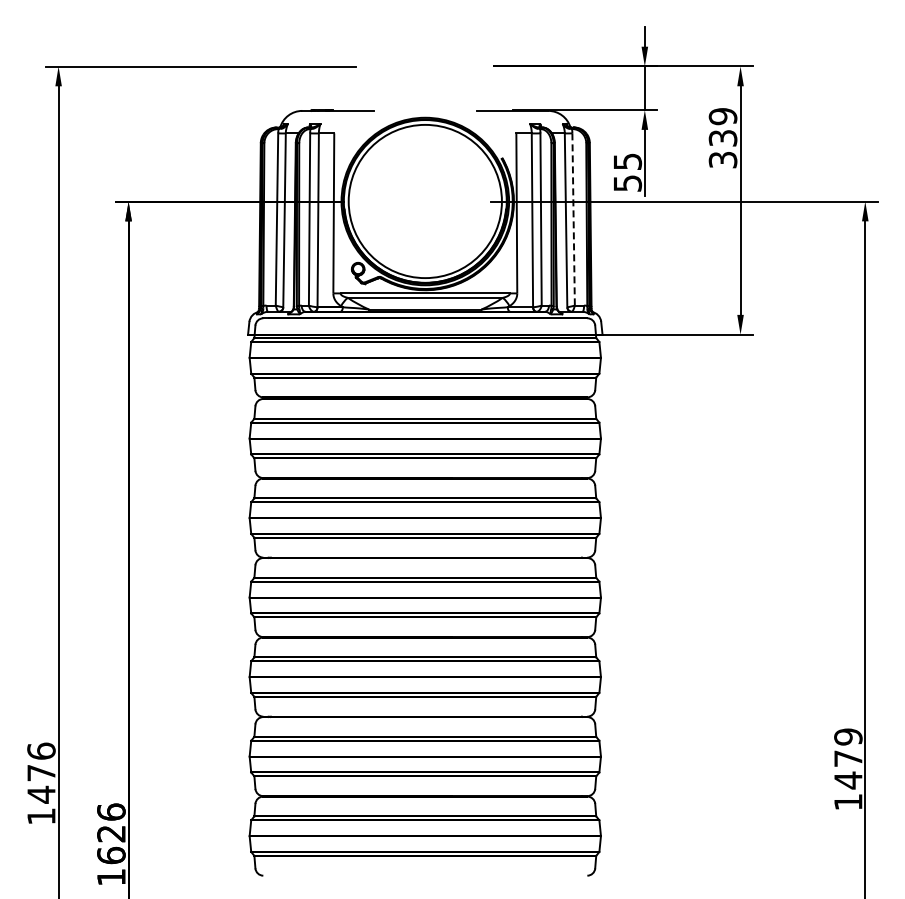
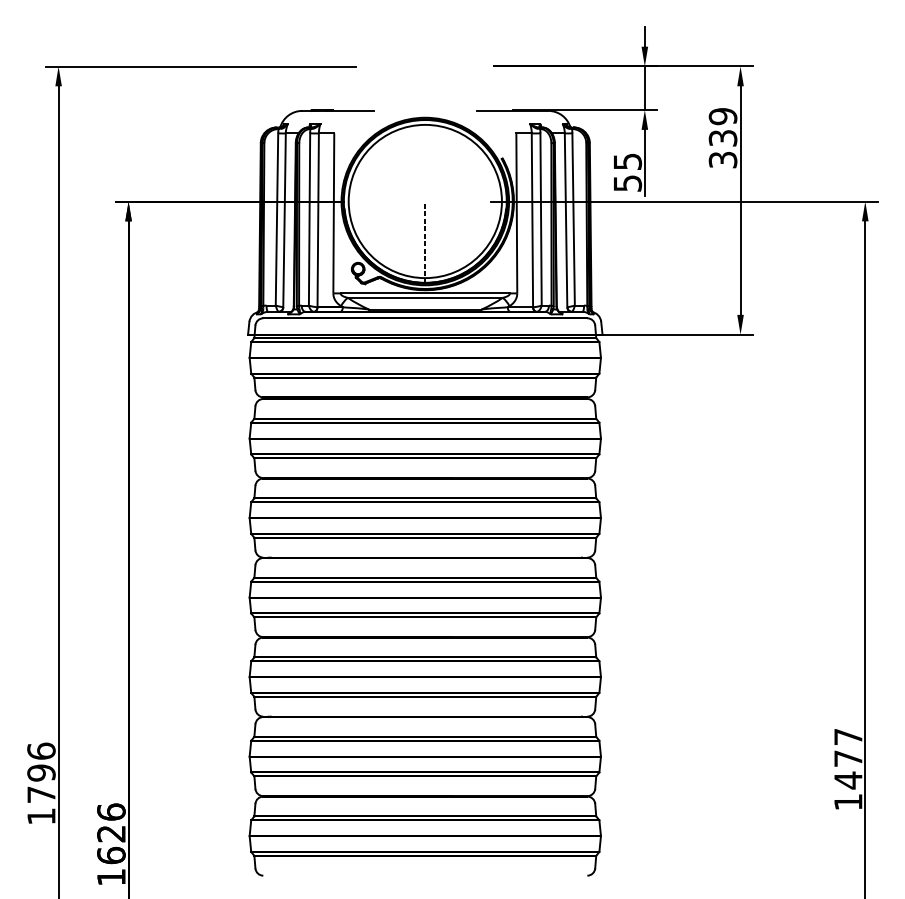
line: dashed -> solid (573, 219)
line: none -> present (425, 243)
text: 1479 -> 1477 (848, 736)
text: 1476 -> 1796 (41, 783)
